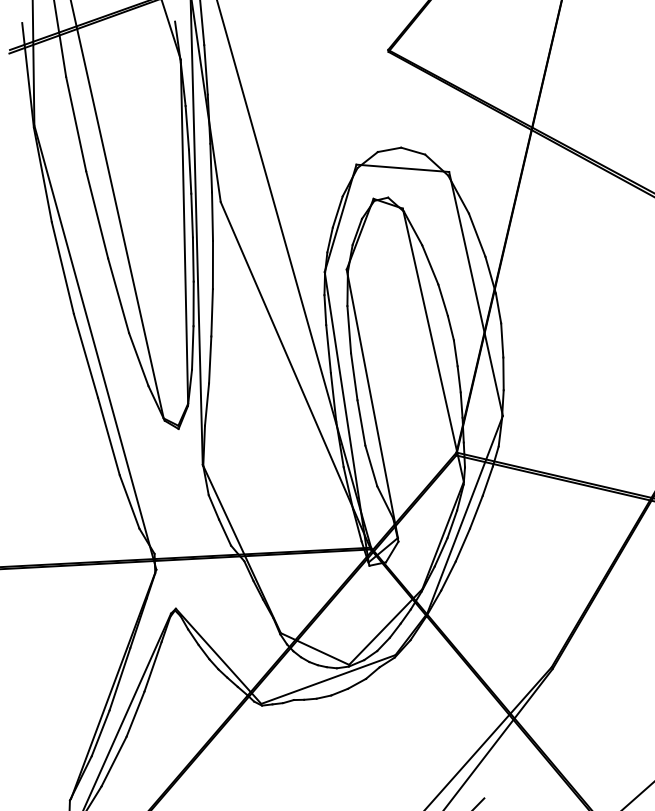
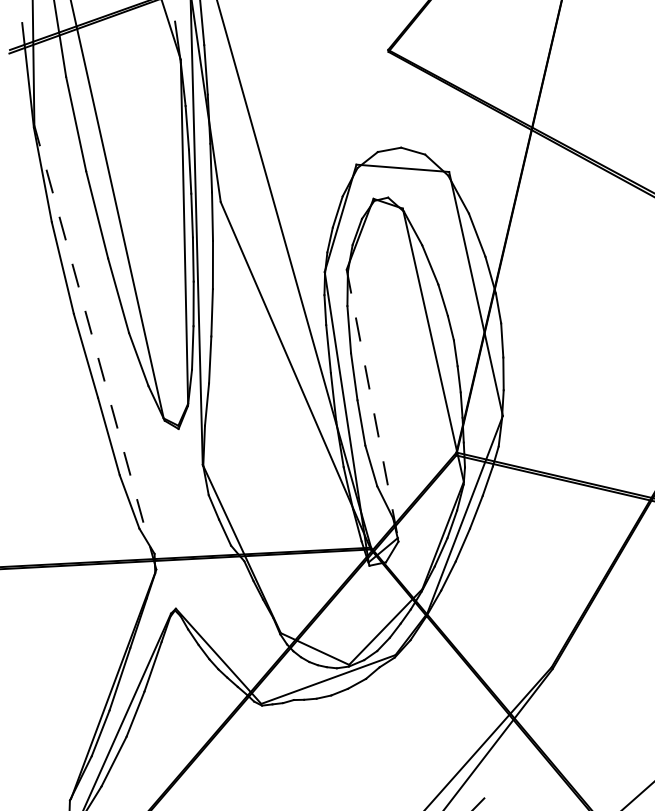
line: solid -> dashed (95, 347)
line: solid -> dashed (372, 403)
